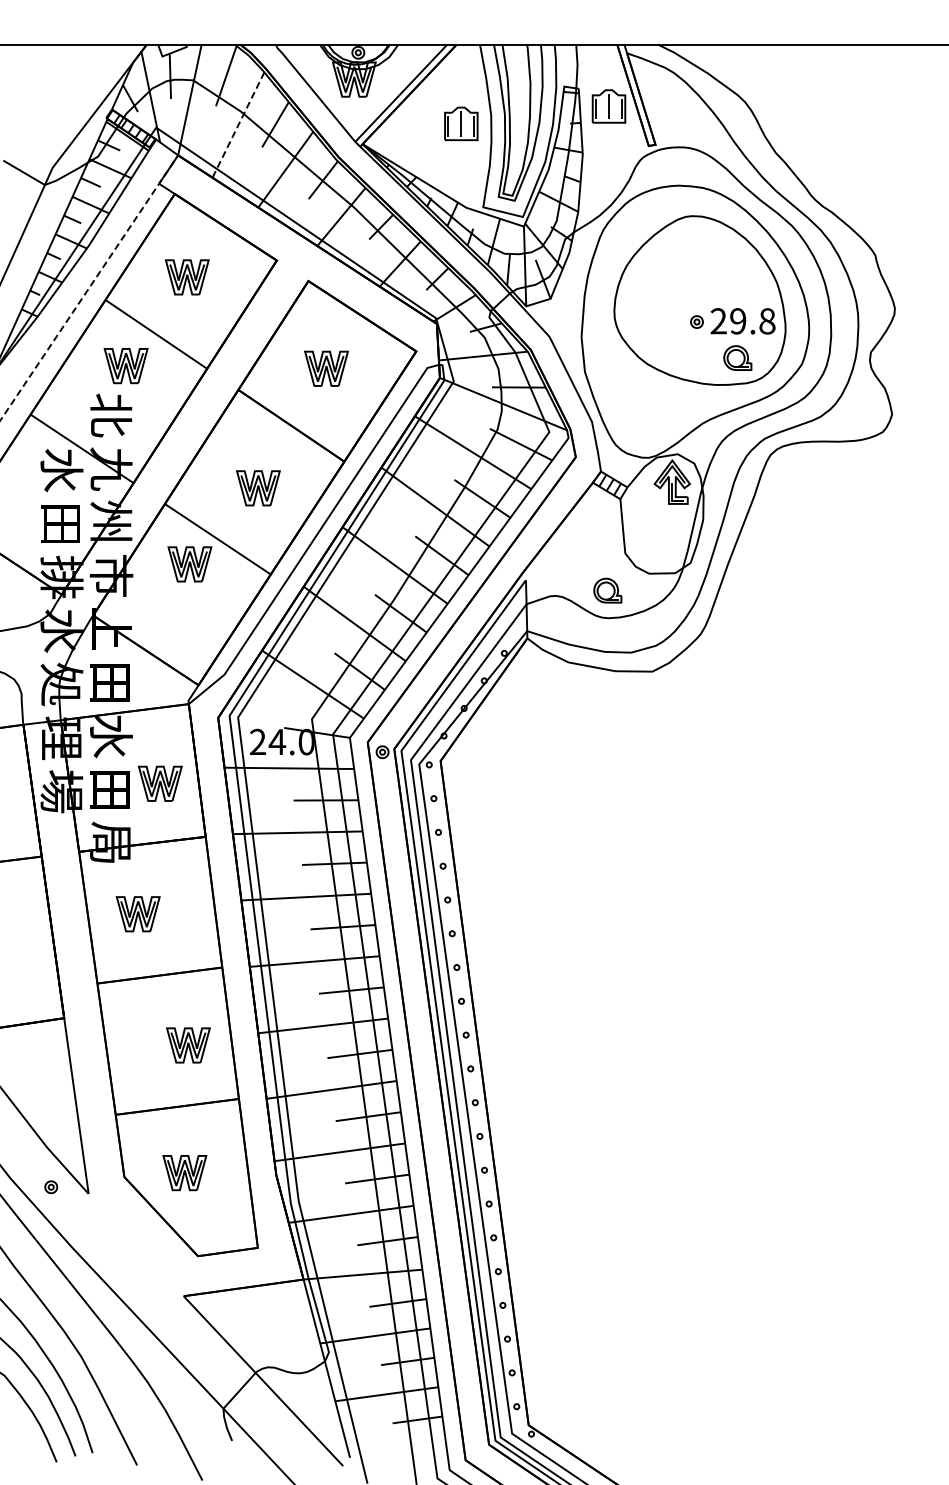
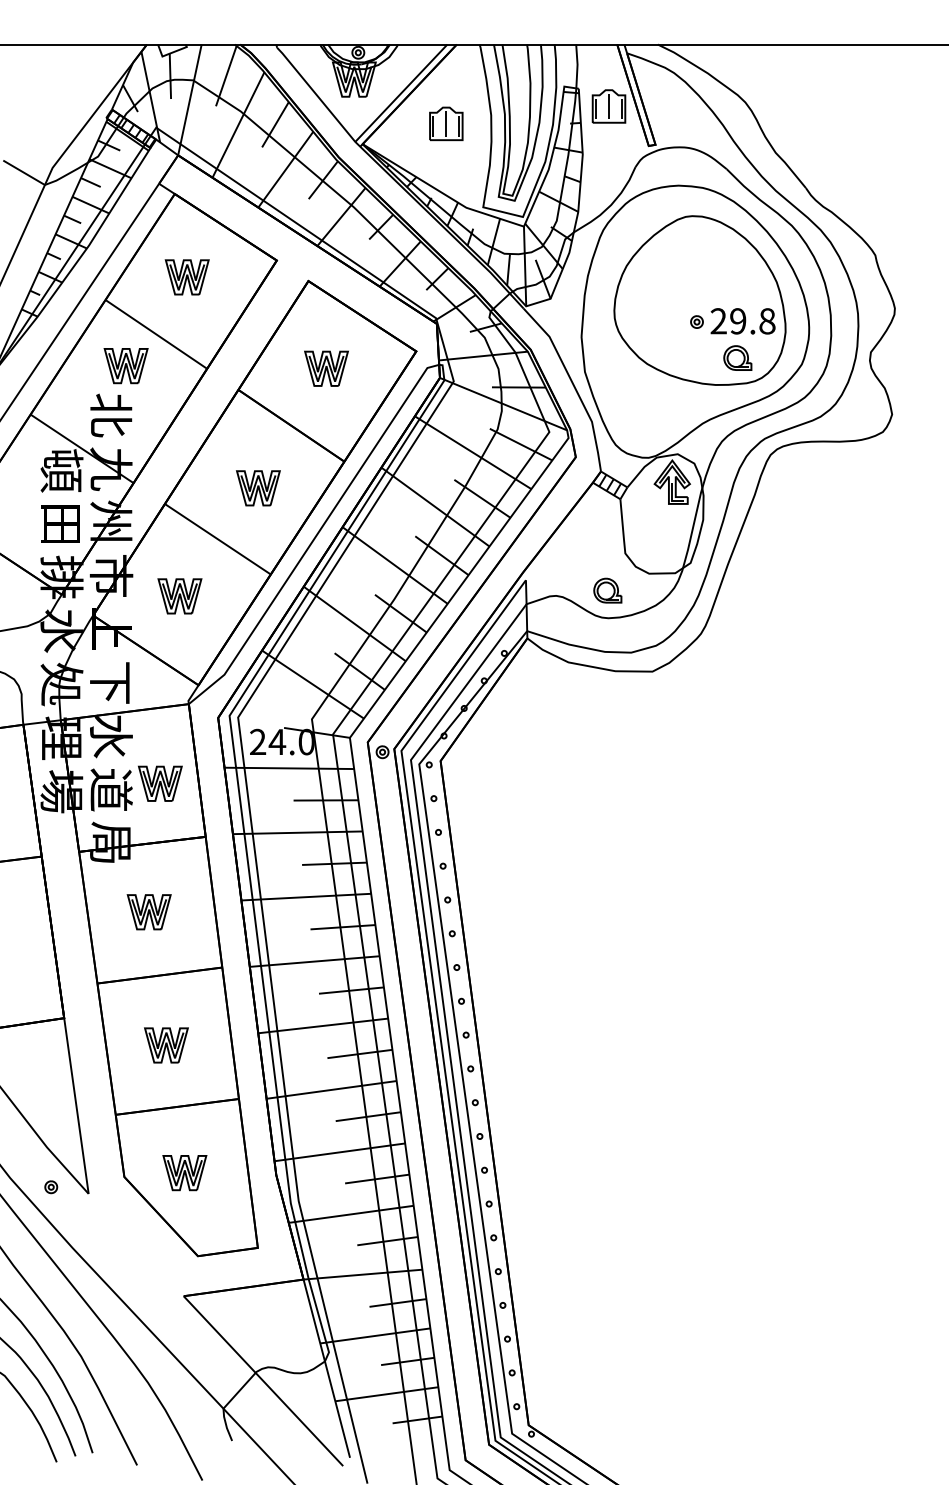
part position: (461, 123) -> (446, 123) (446, 123)
line: dashed -> solid (238, 125)
line: dashed -> solid (89, 287)
text: 水 -> 頓 (61, 470)
part position: (189, 564) -> (179, 596) (179, 596)
text: 田 -> 下 (109, 682)
text: 田 -> 道 (111, 789)
part position: (137, 914) -> (148, 912) (148, 912)
part position: (188, 1045) -> (166, 1045) (166, 1045)
